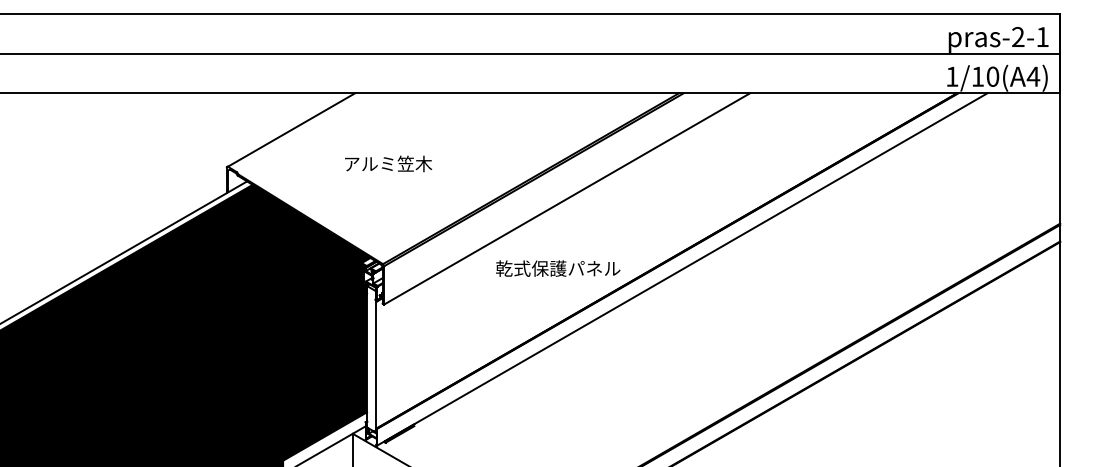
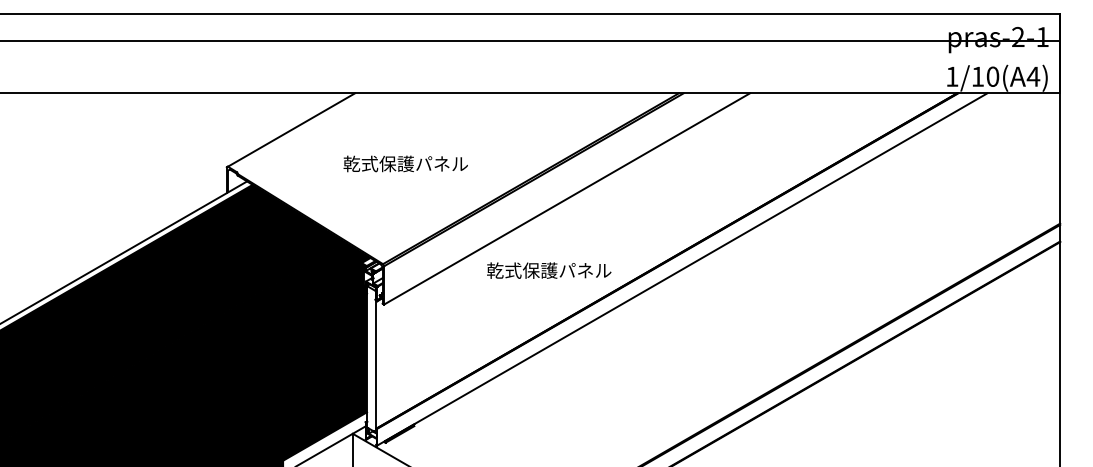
line position: (531, 53) -> (531, 40) (531, 40)
text: アルミ笠木 -> 乾式保護パネル (405, 163)
text position: (558, 268) -> (549, 270) (549, 270)
